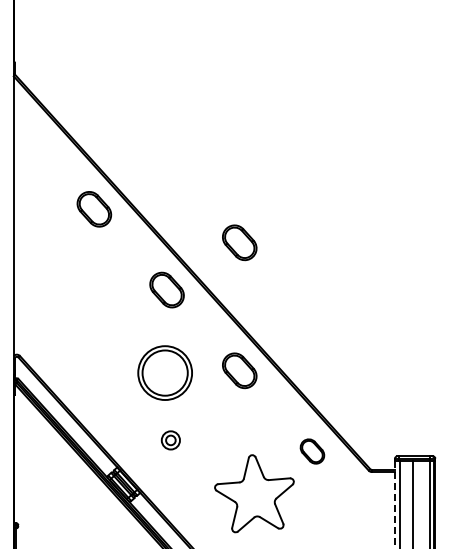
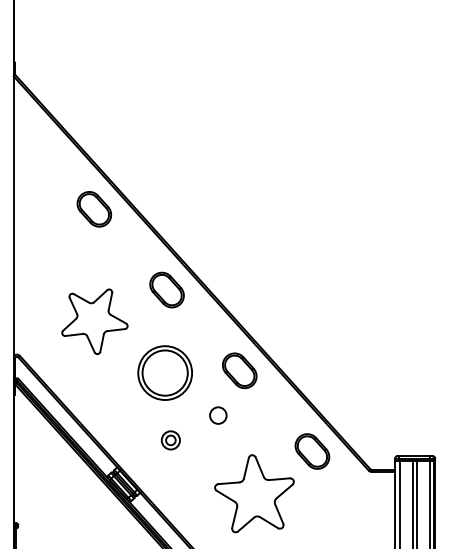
part: present -> none (239, 242)
part: none -> present (94, 321)
circle: none -> present (218, 415)
part size: 27x27 px -> 37x37 px (312, 451)
line: none -> present (416, 502)
line: dashed -> solid (395, 504)
